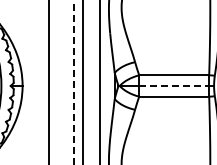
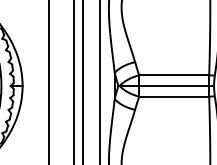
line: dashed -> solid (74, 82)
line: dashed -> solid (174, 85)
